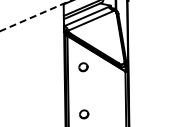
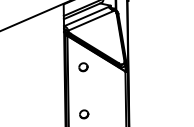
line: dashed -> solid (36, 15)
